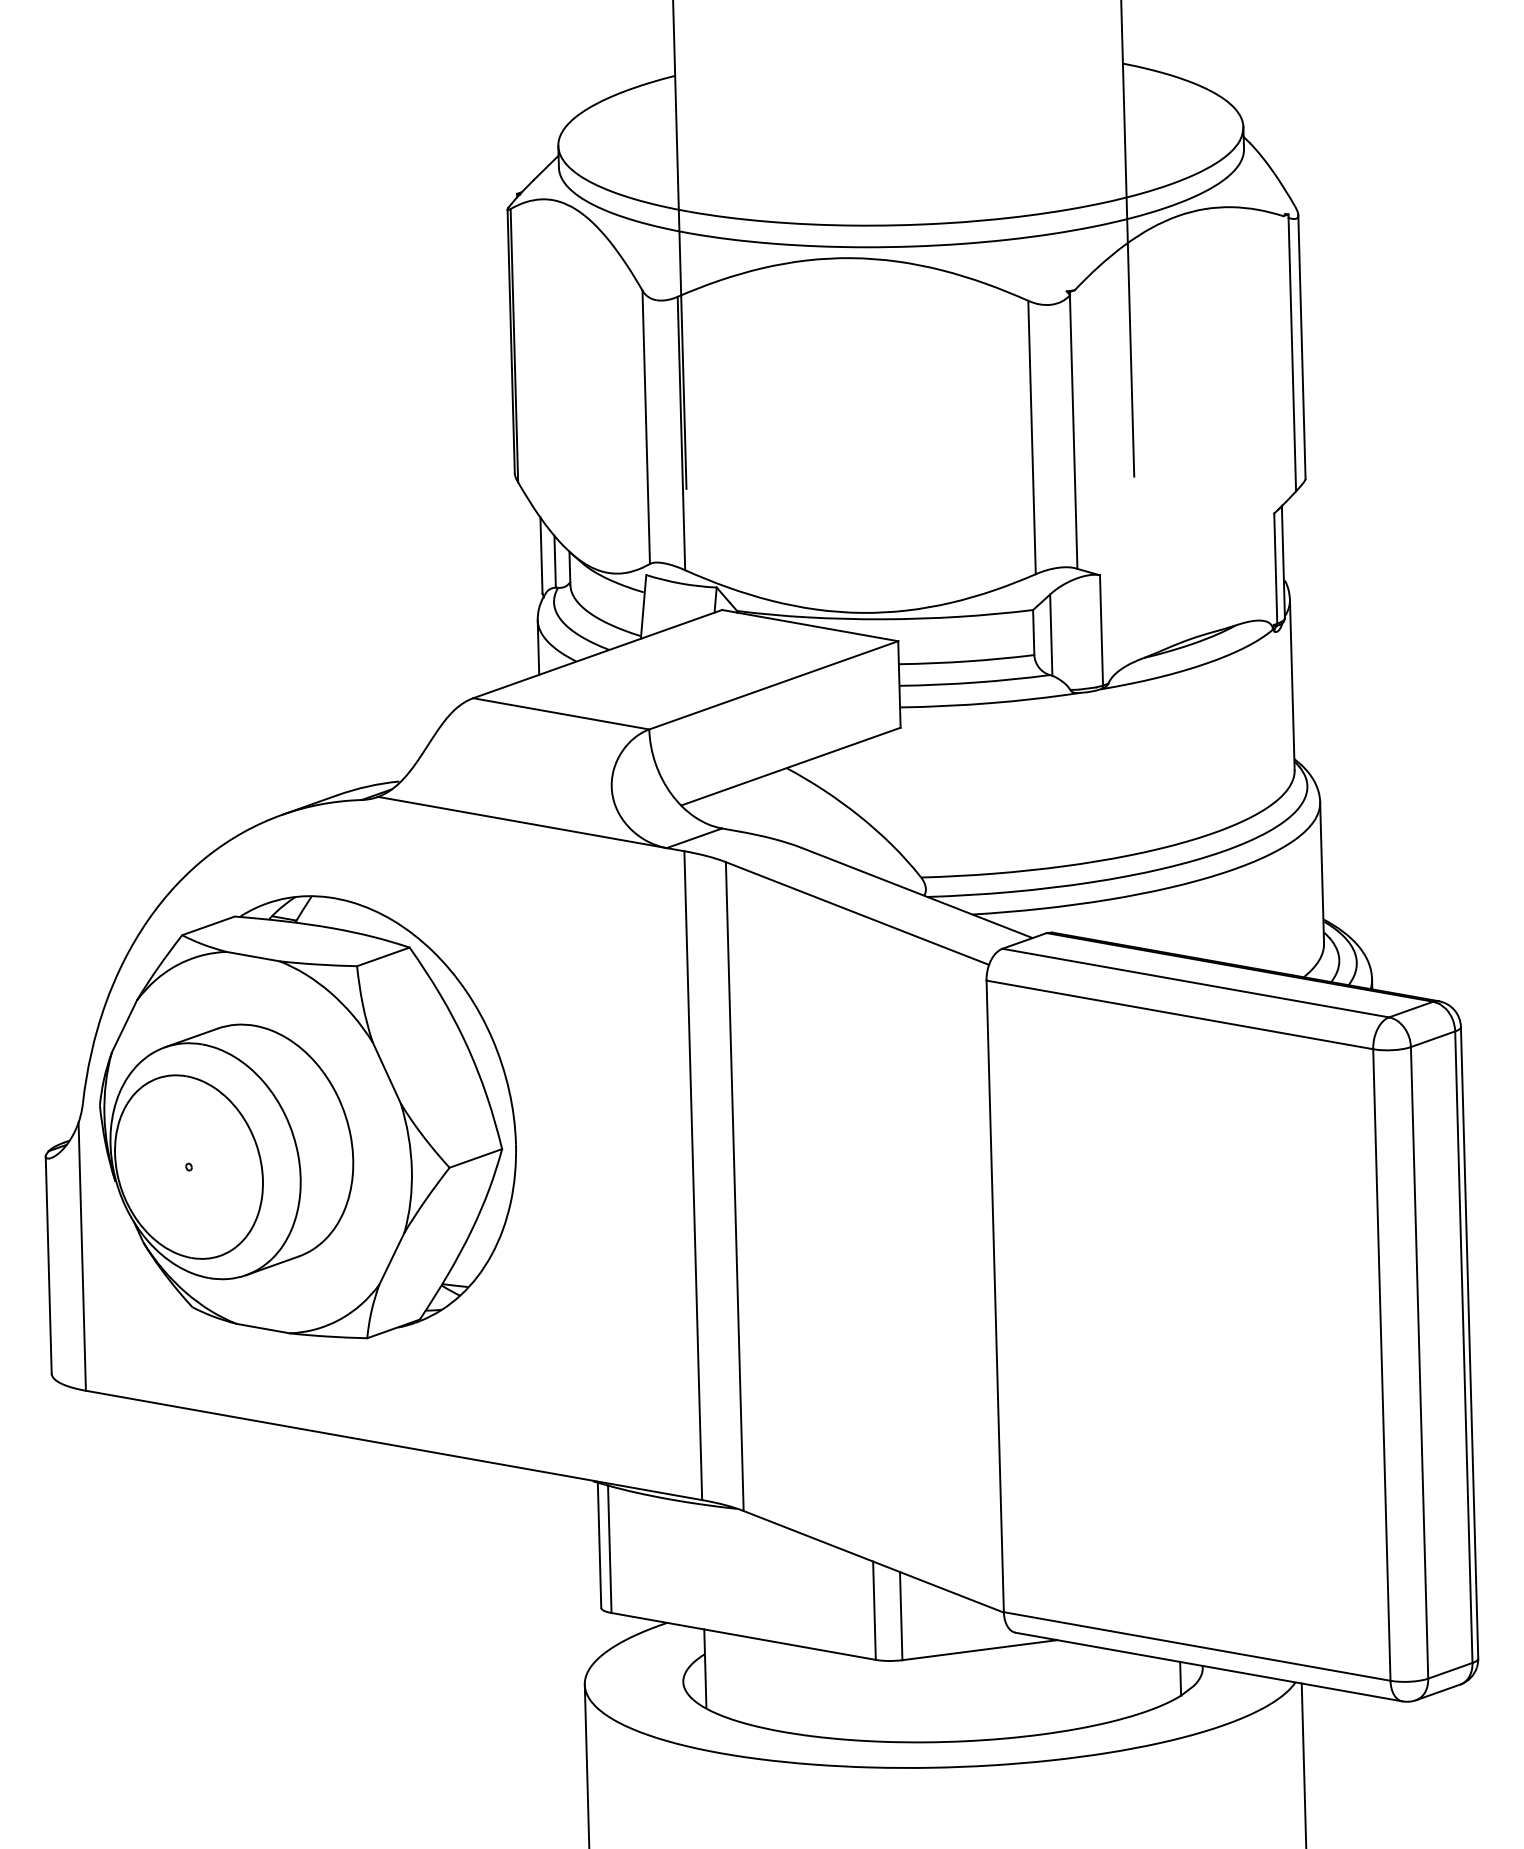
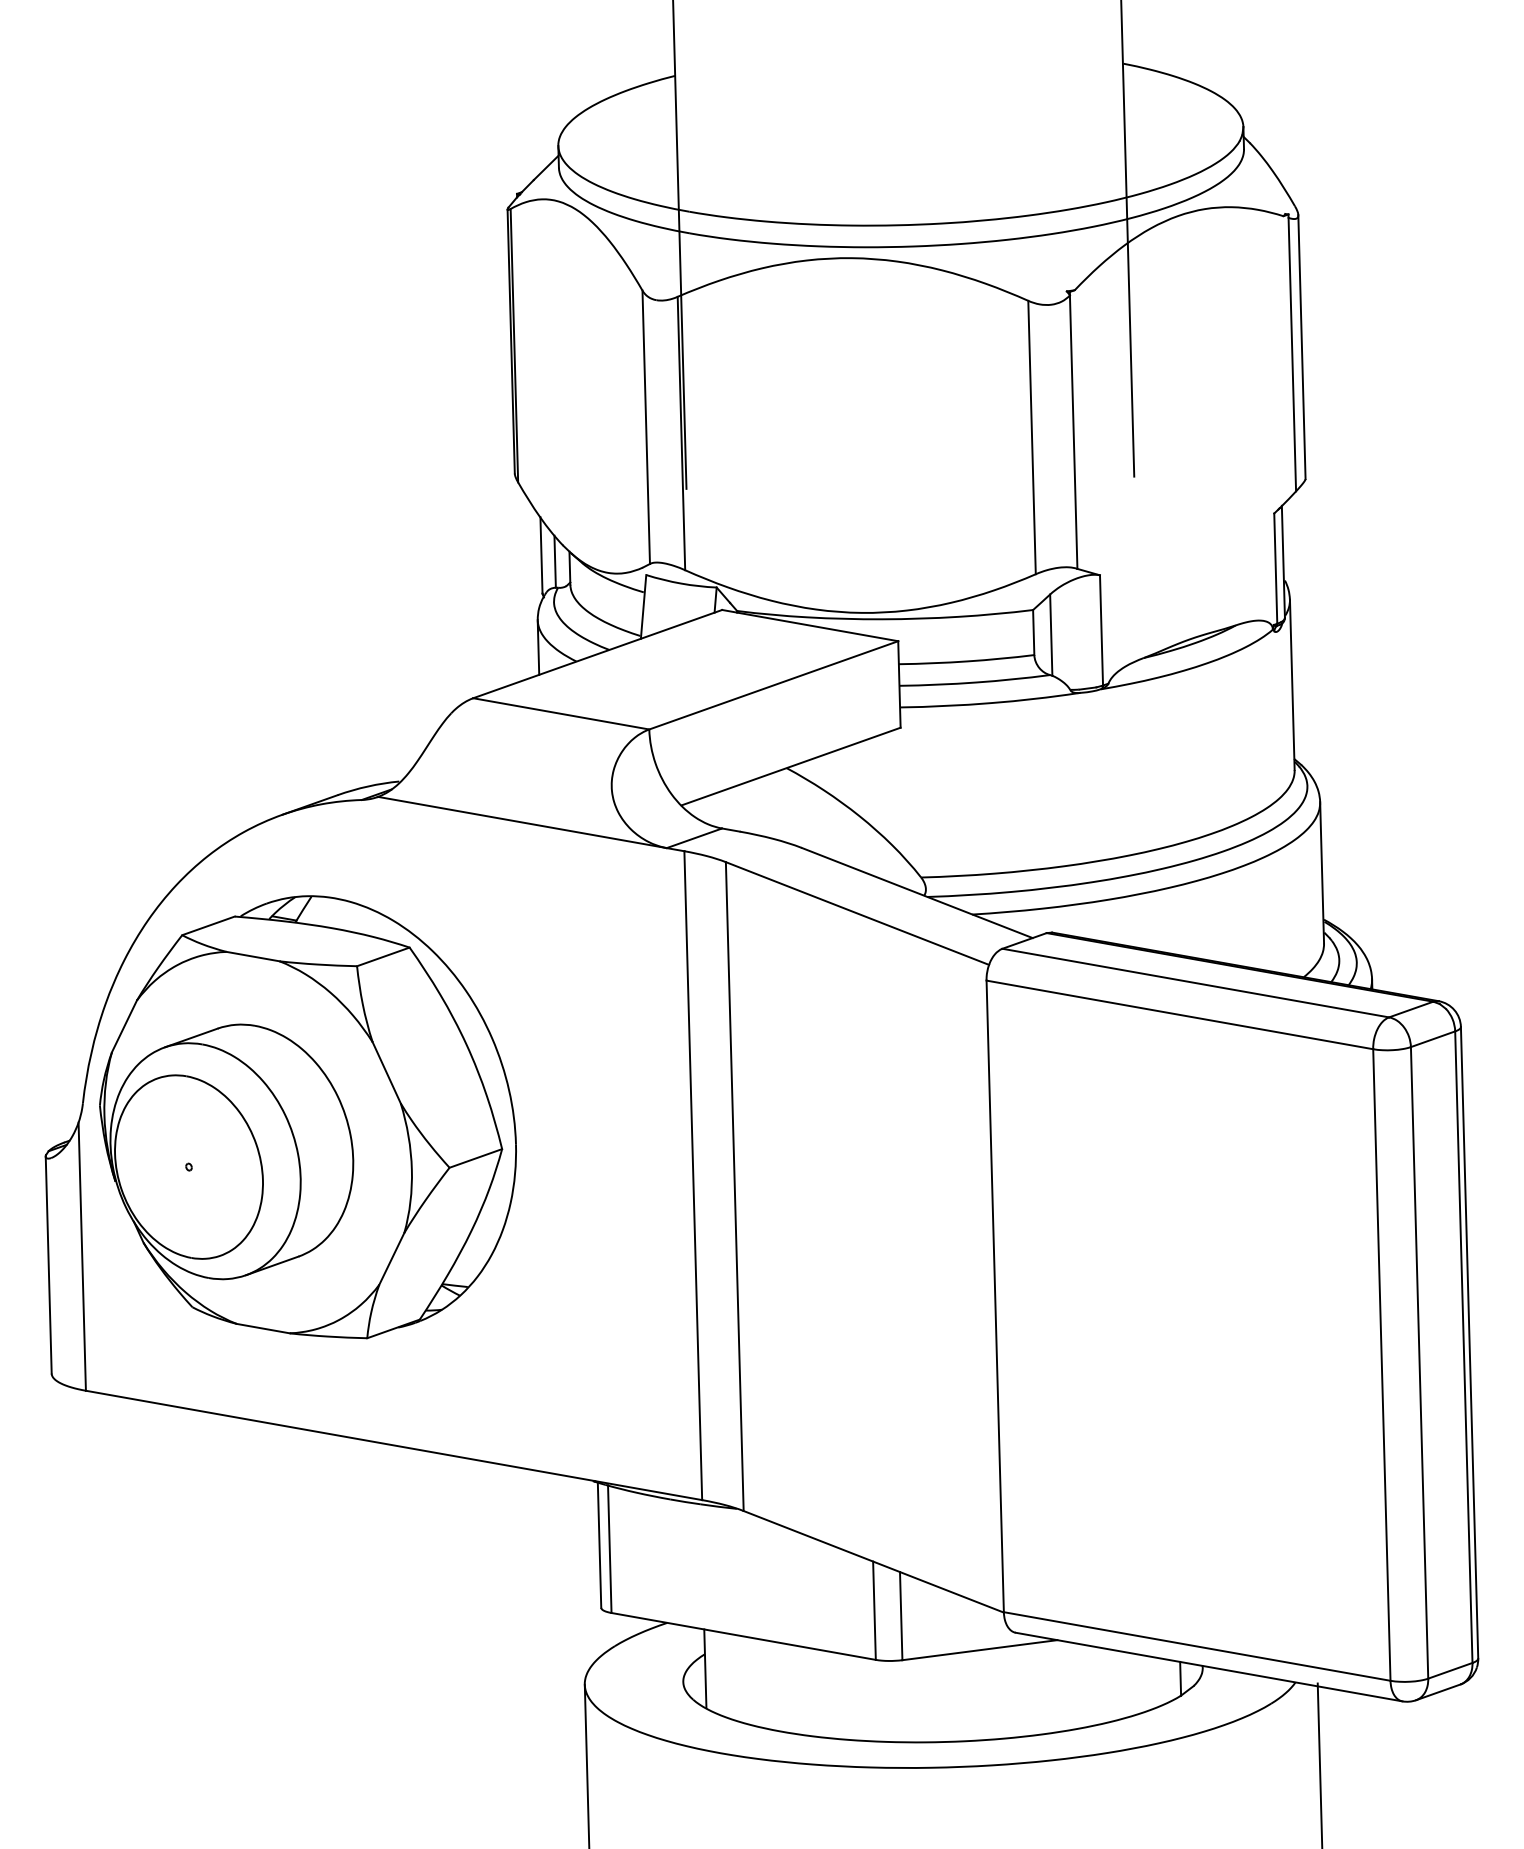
line position: (1303, 1764) -> (1319, 1764) (1319, 1764)
